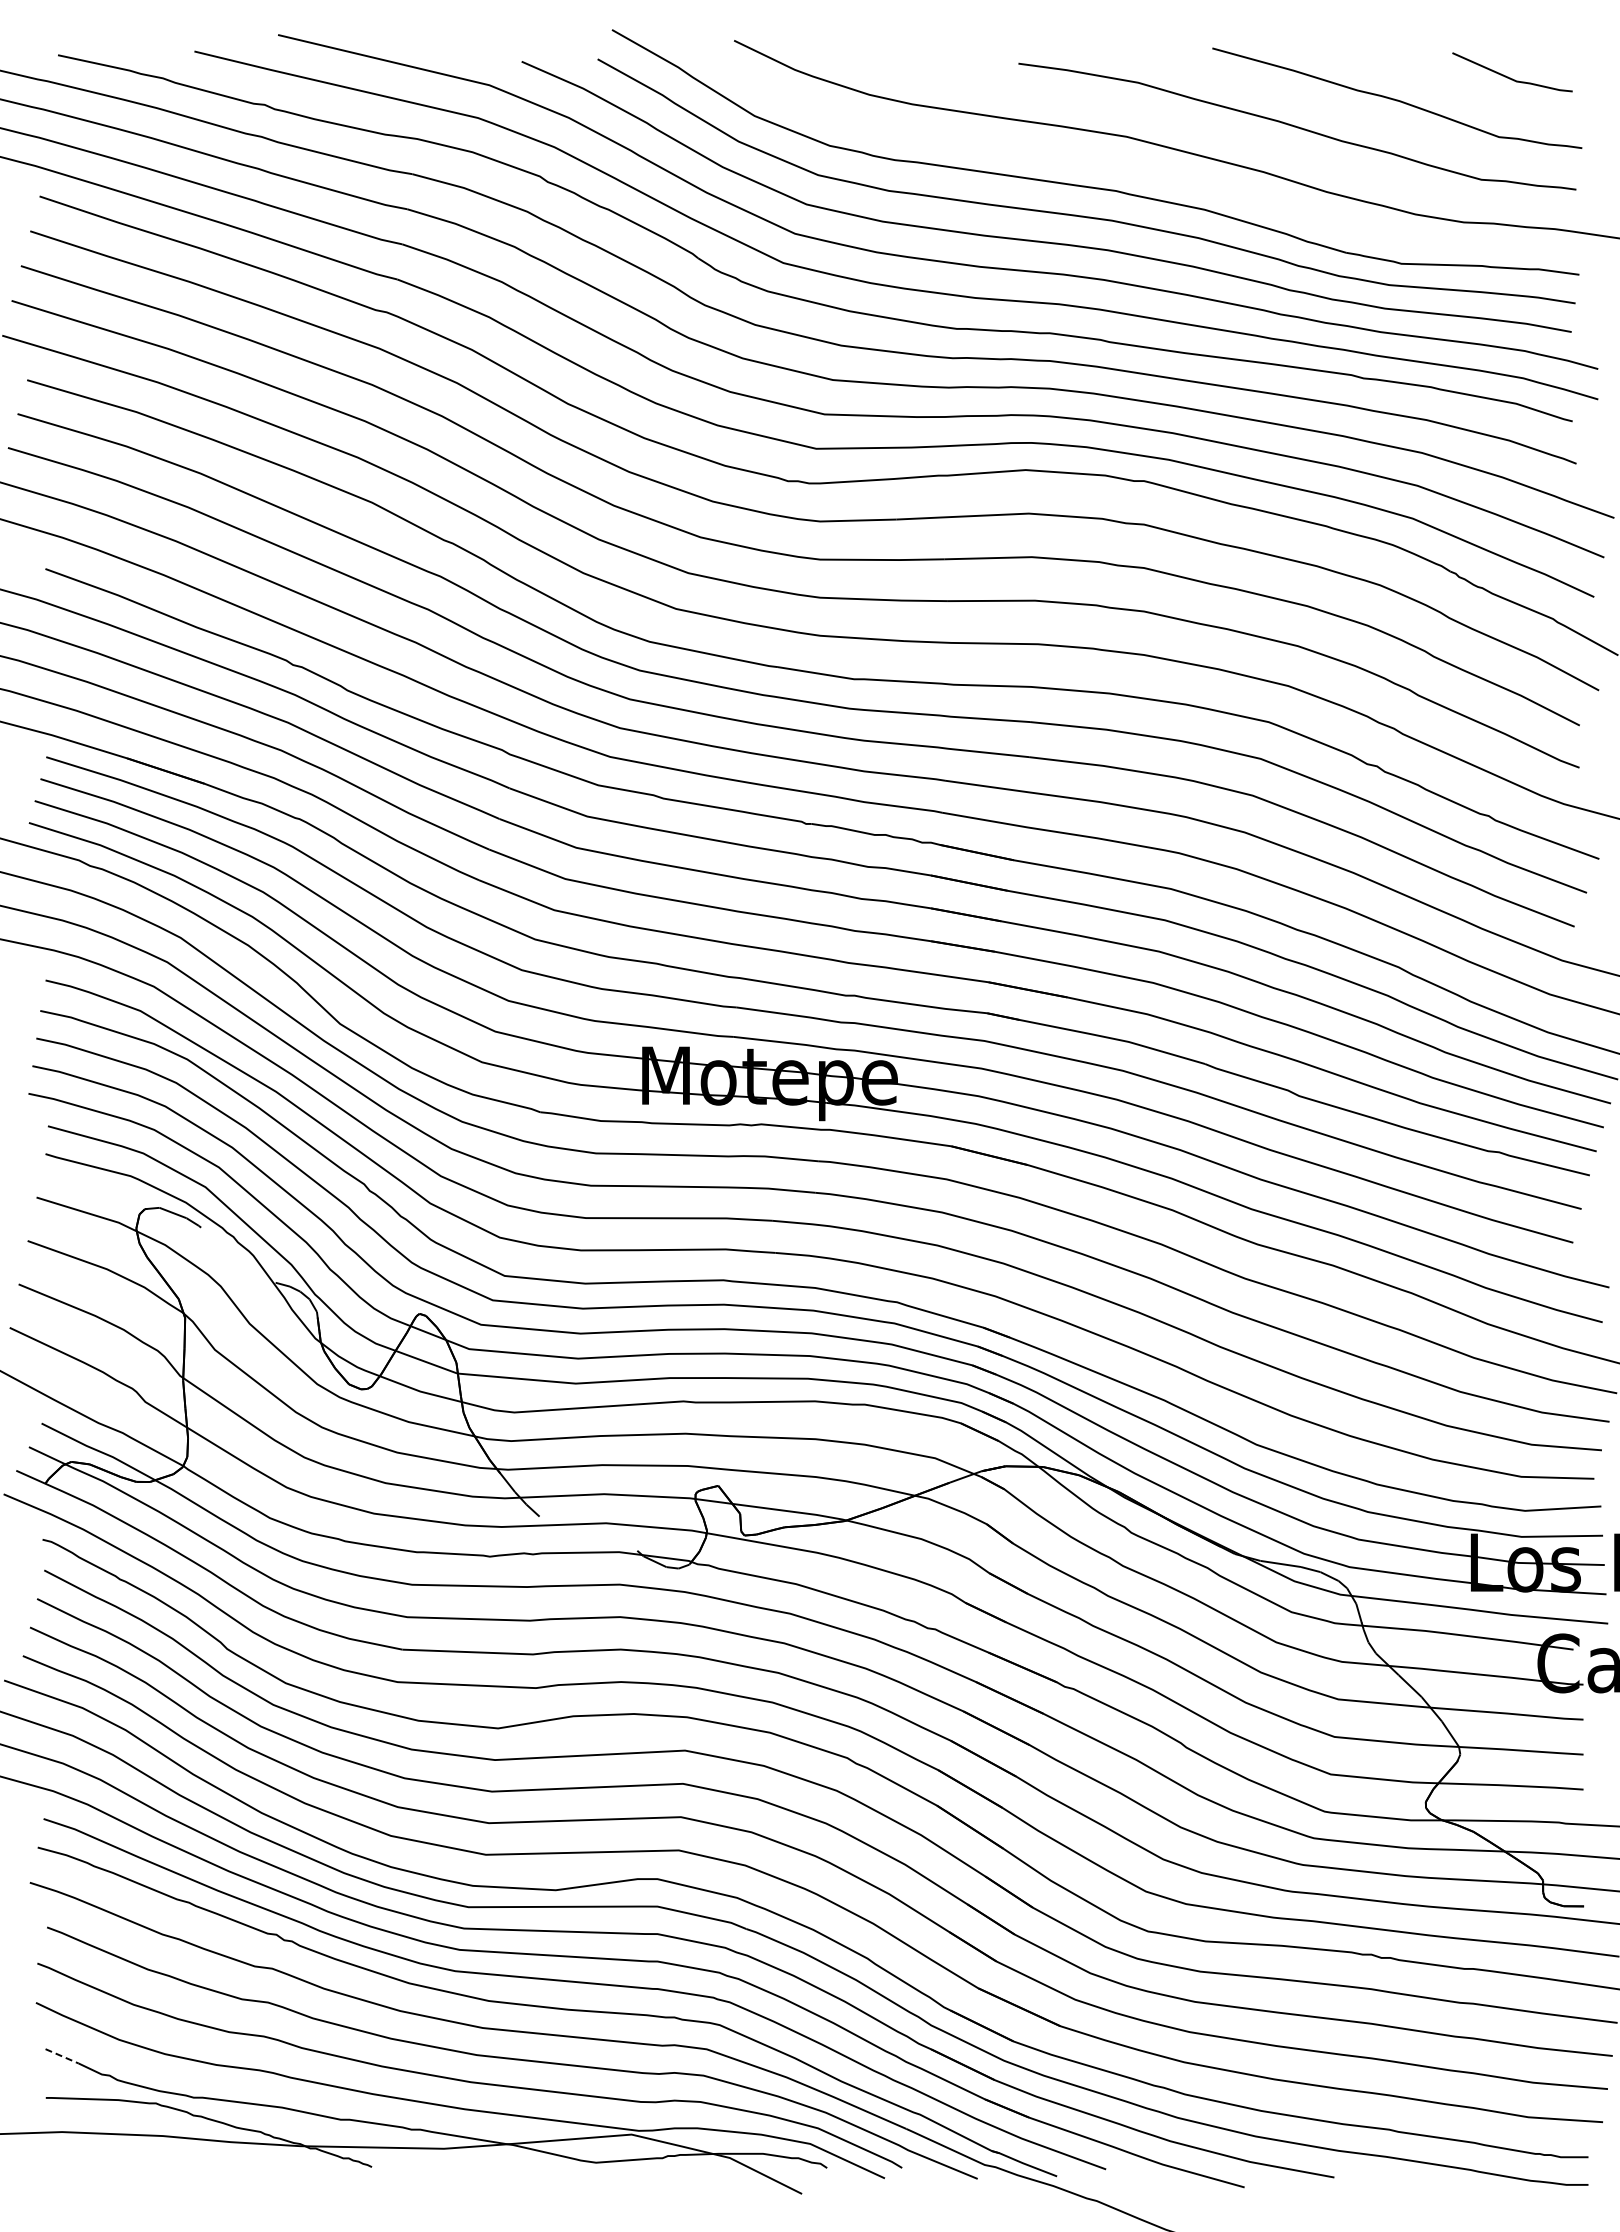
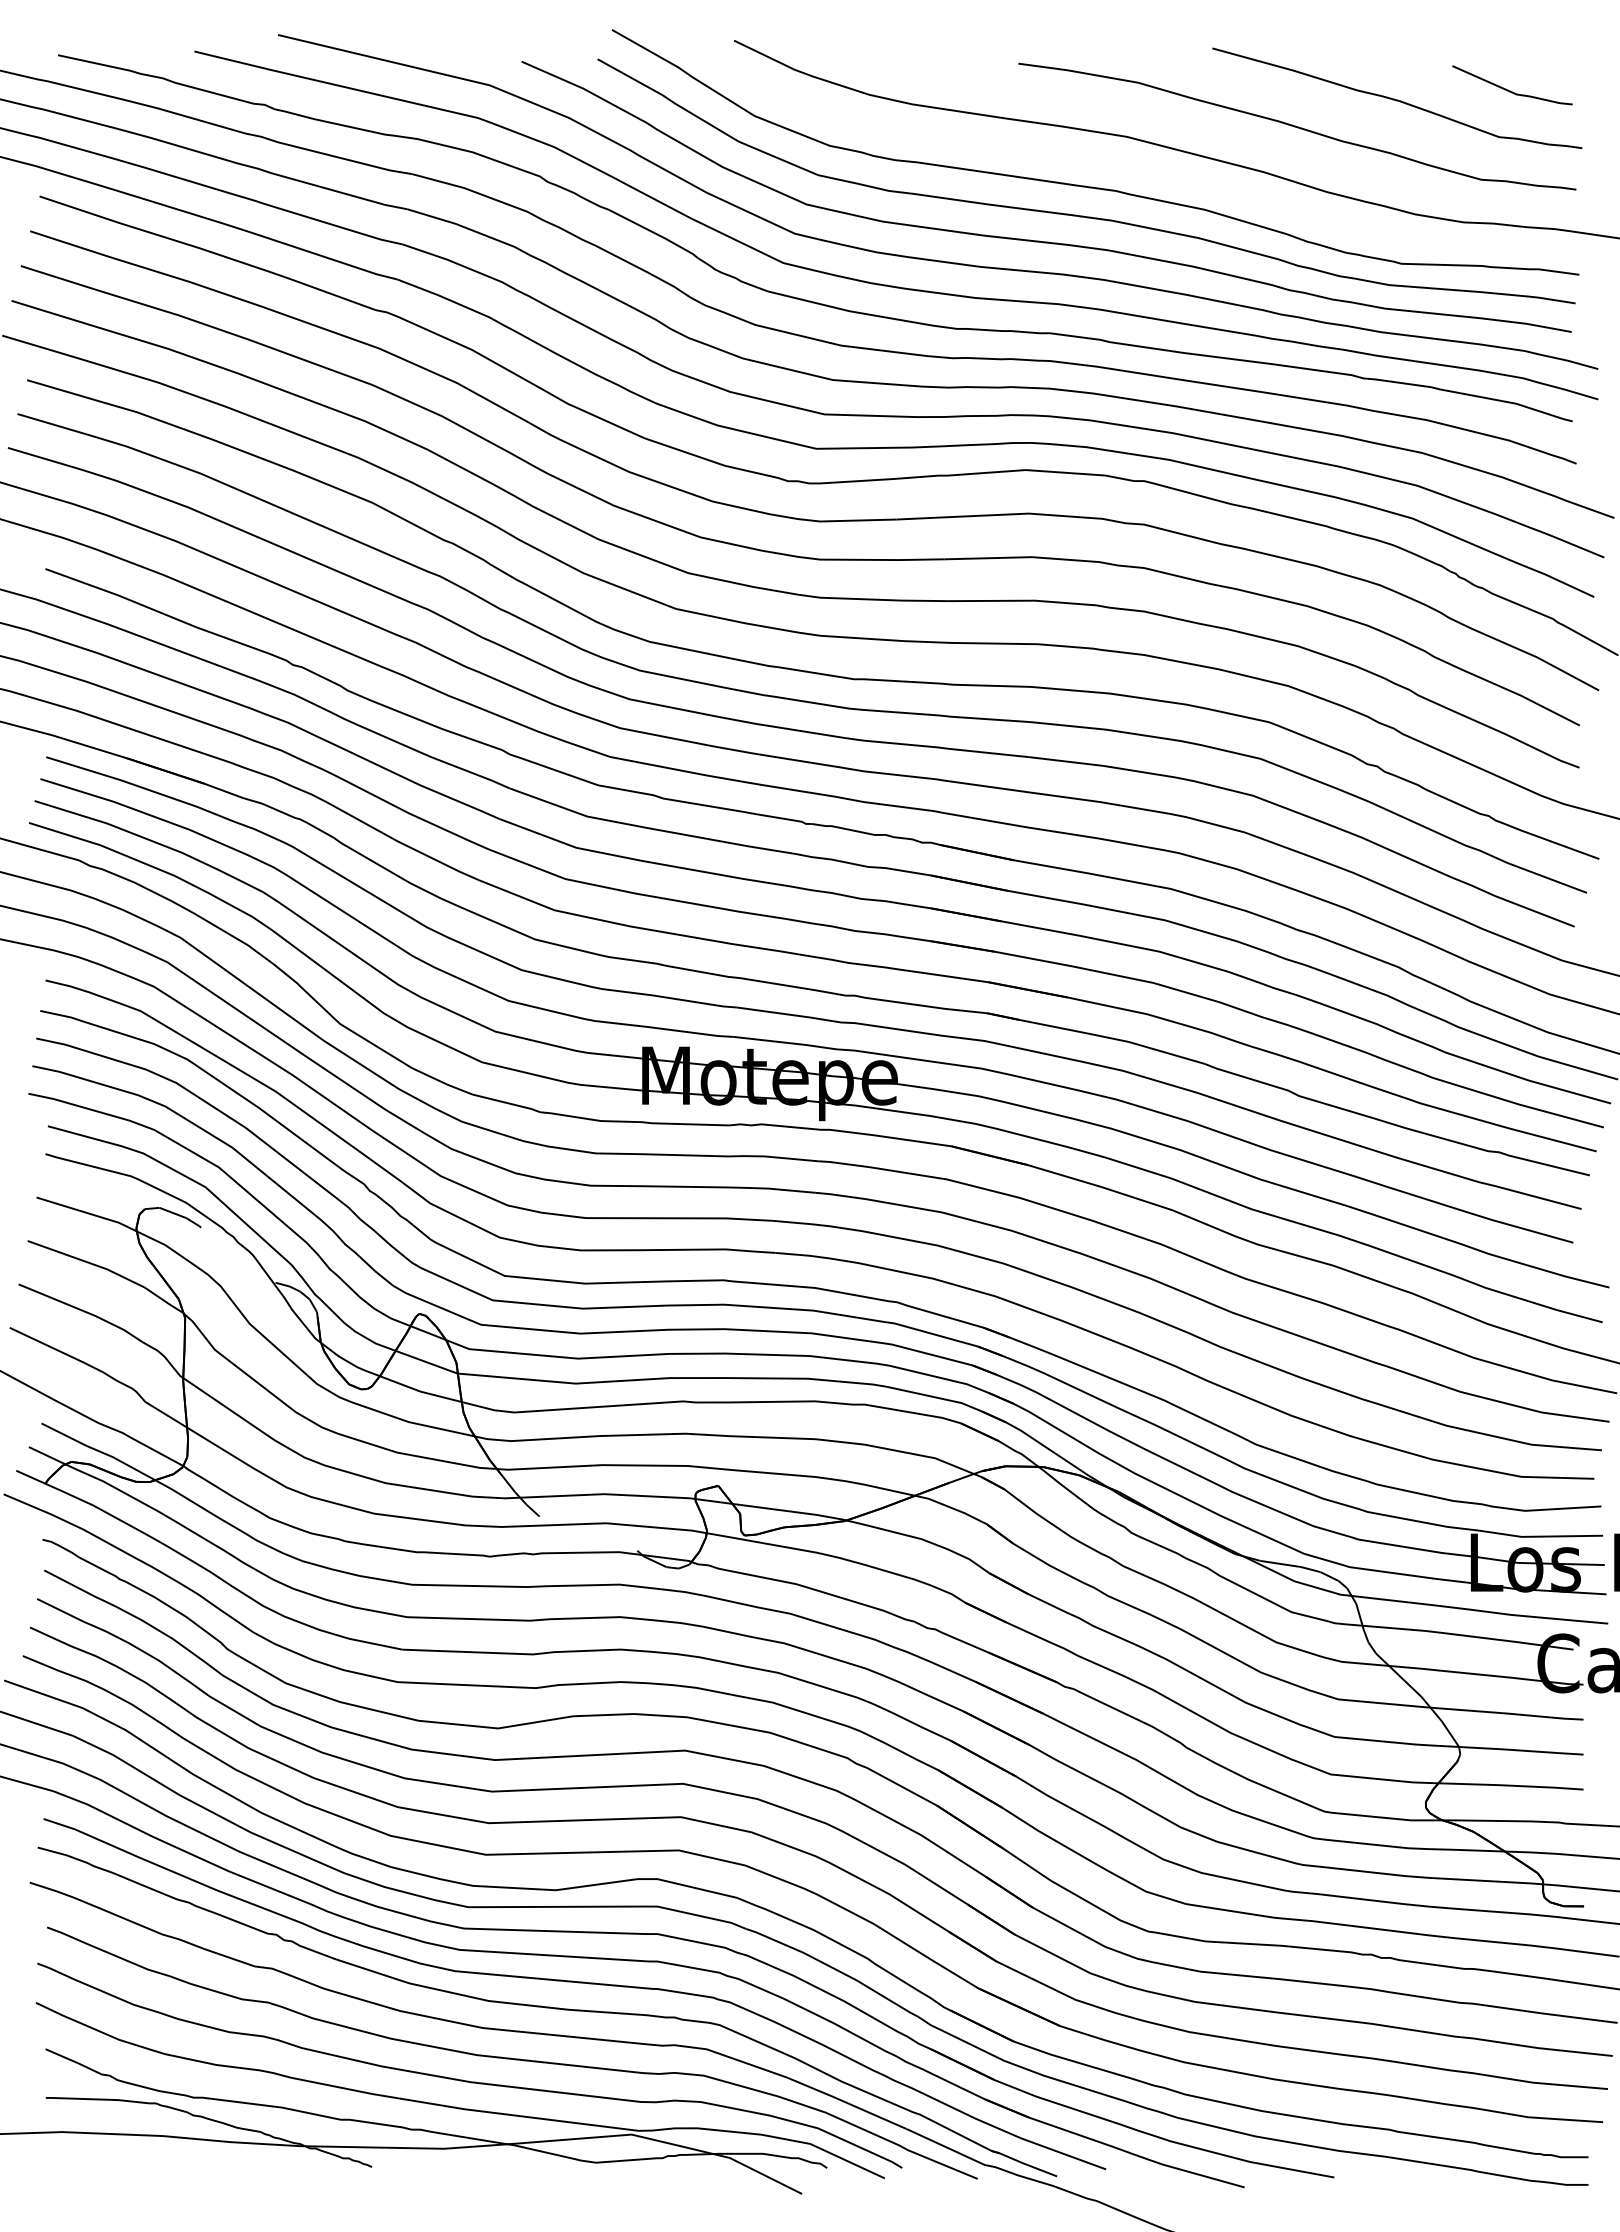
line position: (1510, 77) -> (1510, 90) (1510, 90)
line: dashed -> solid (62, 2056)
